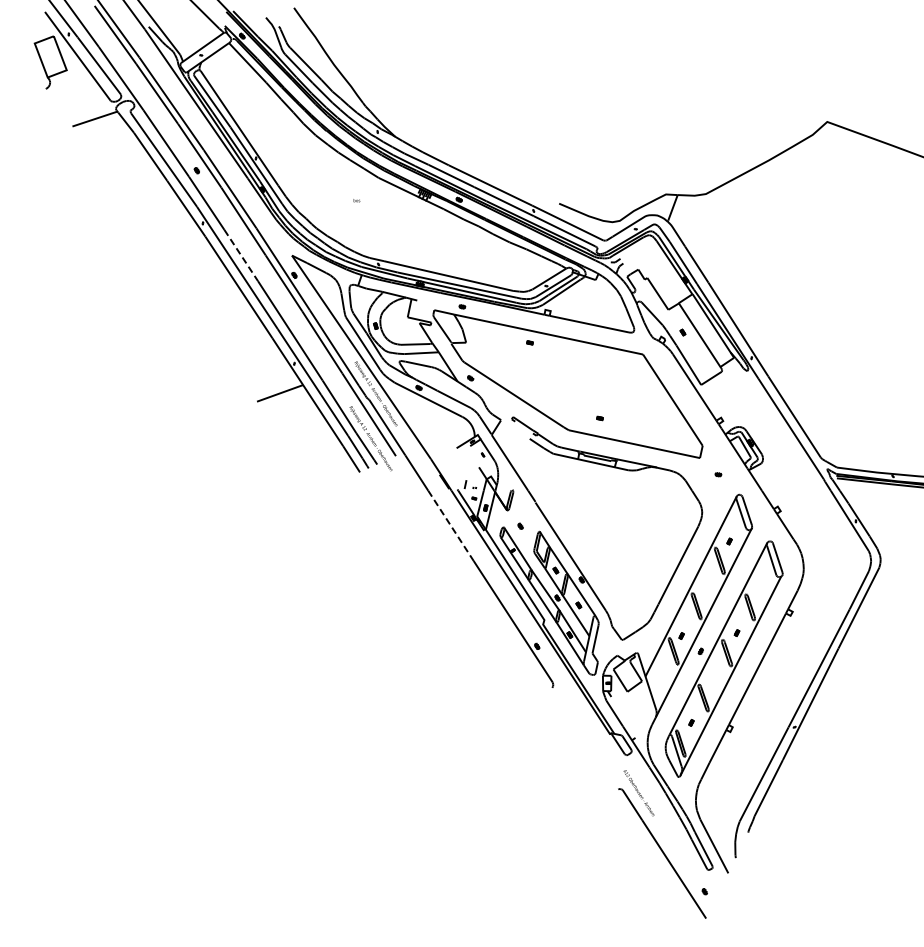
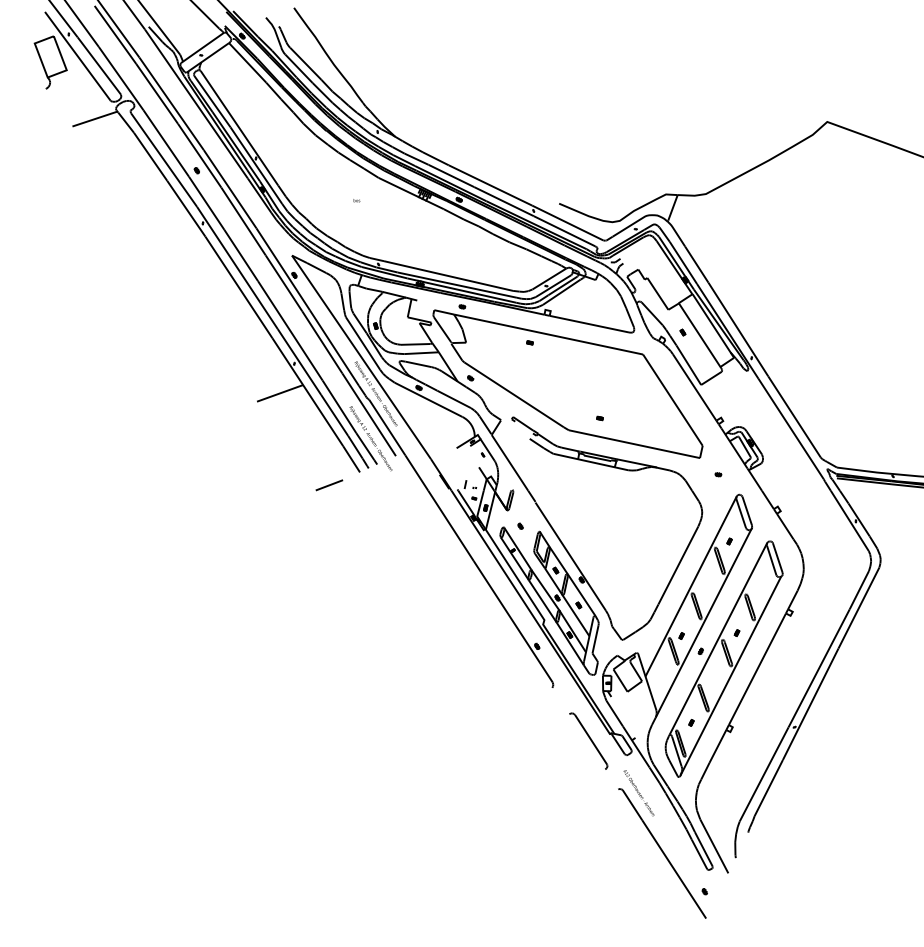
line: dashed -> solid (241, 255)
line: none -> present (329, 485)
line: dashed -> solid (450, 525)
part: none -> present (588, 740)
